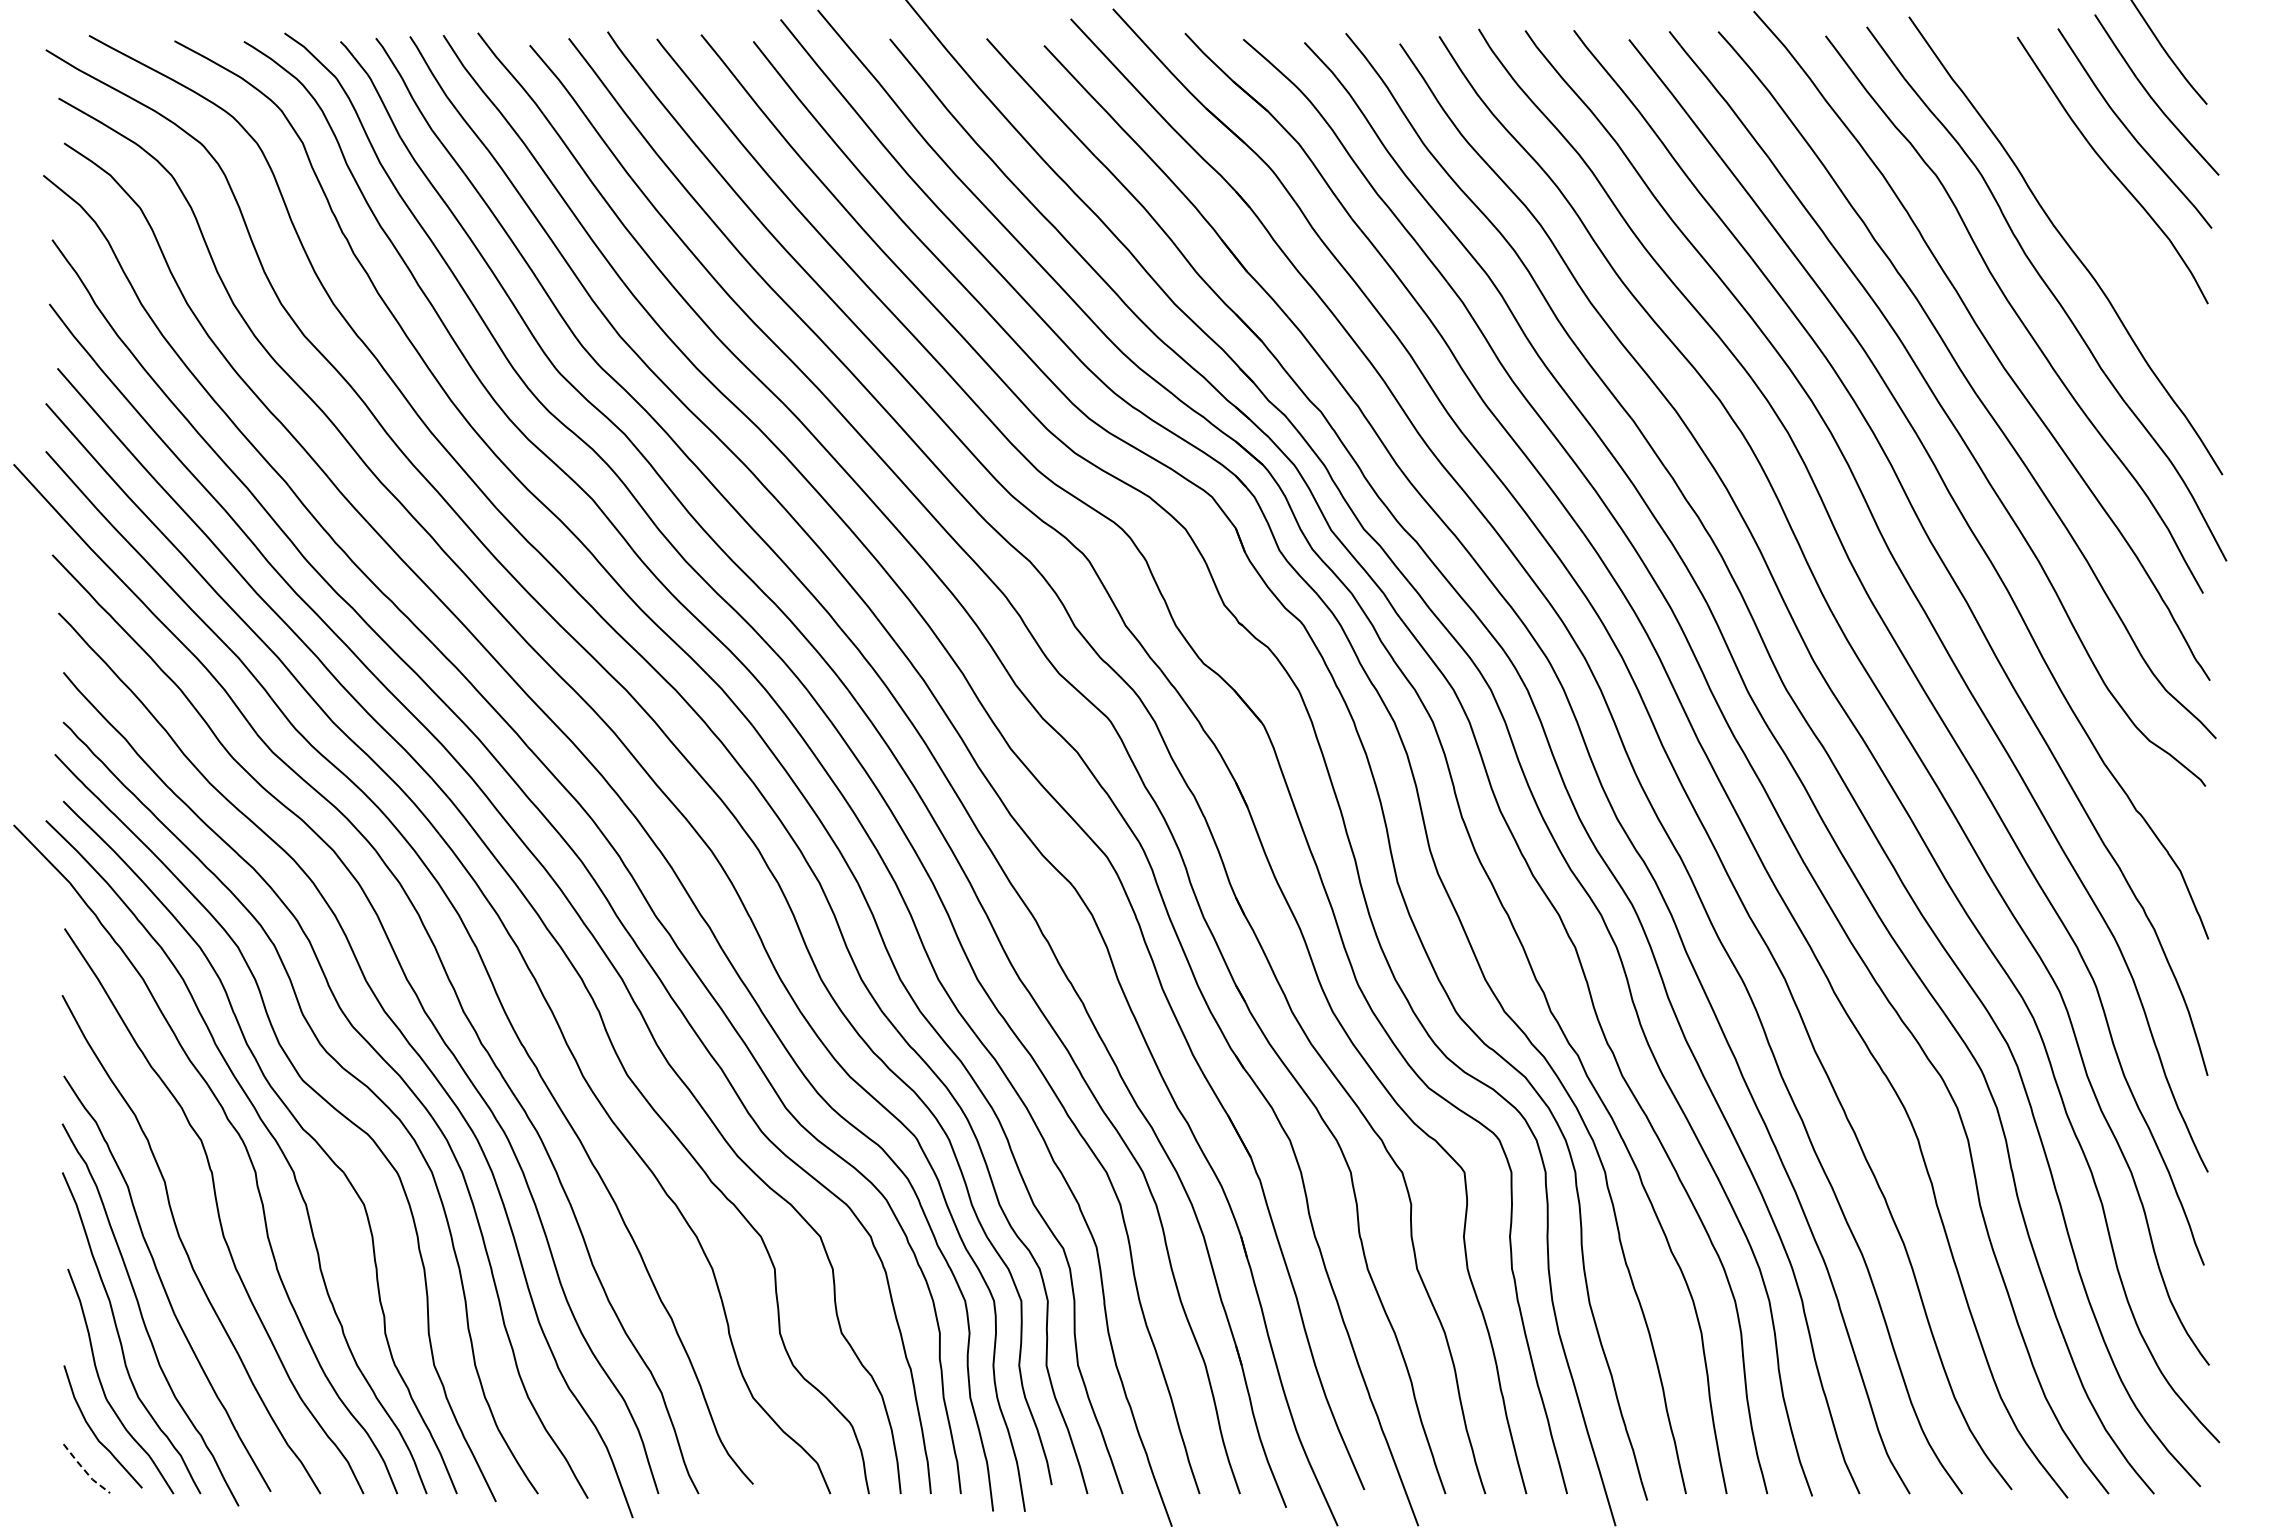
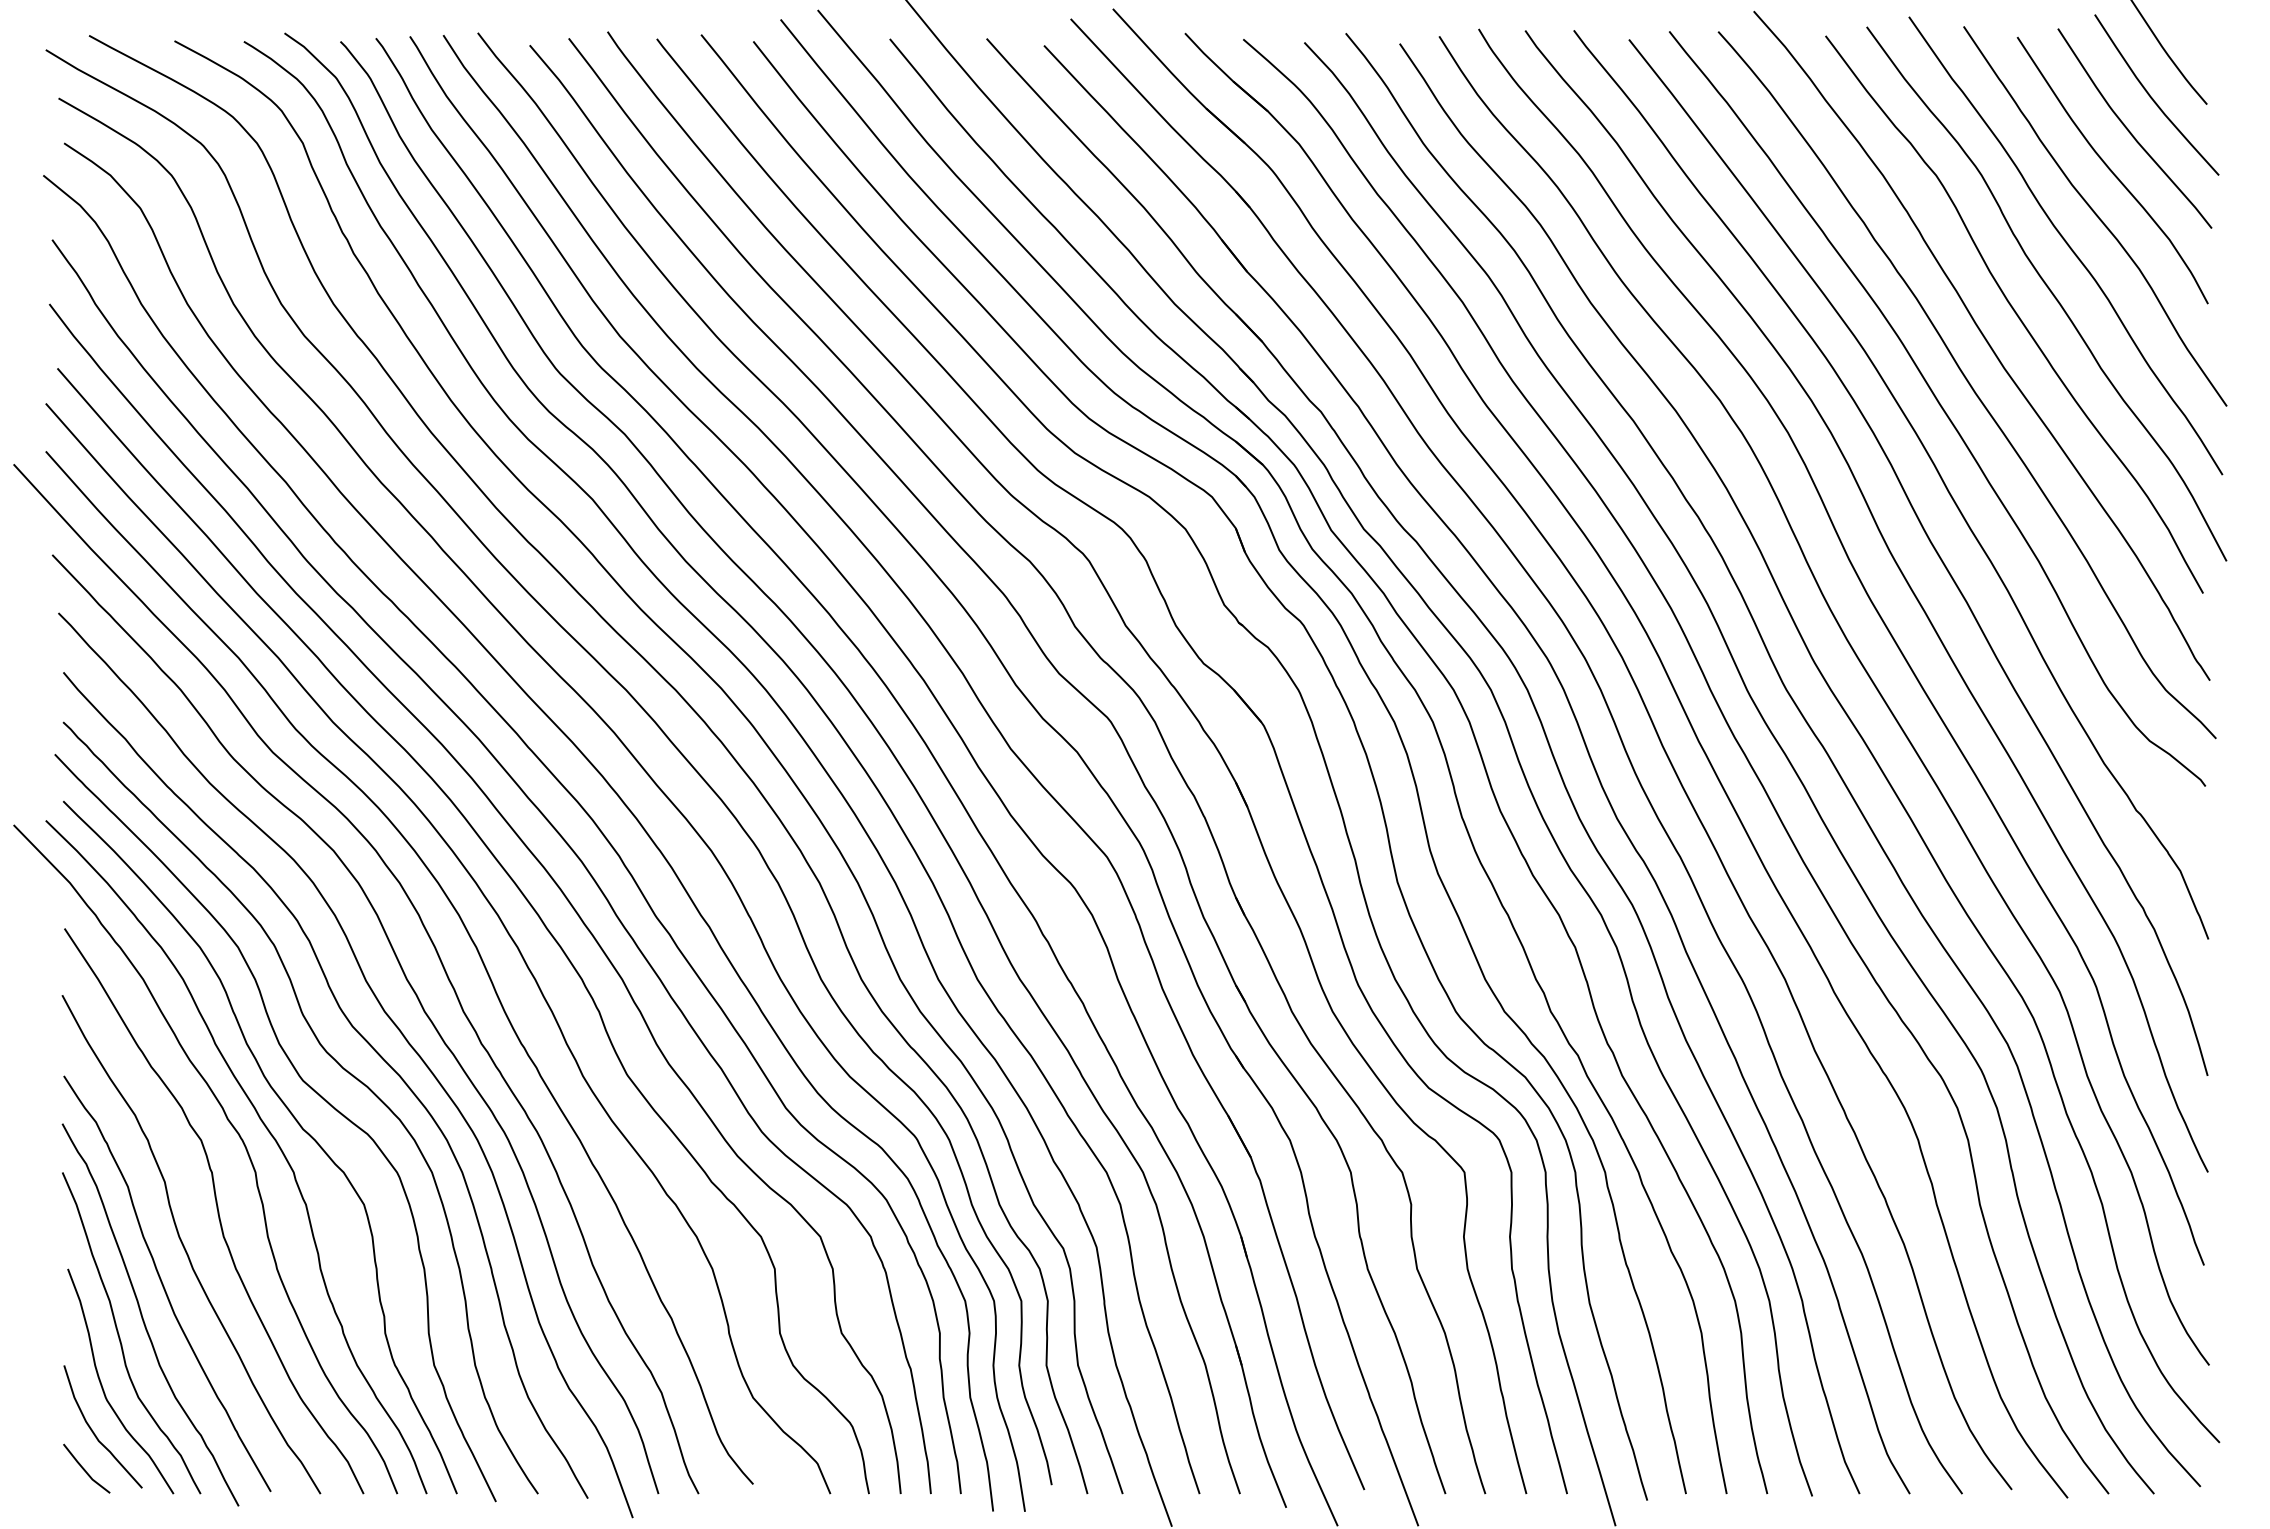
curve: none -> present (2095, 215)
line: dashed -> solid (85, 1470)
